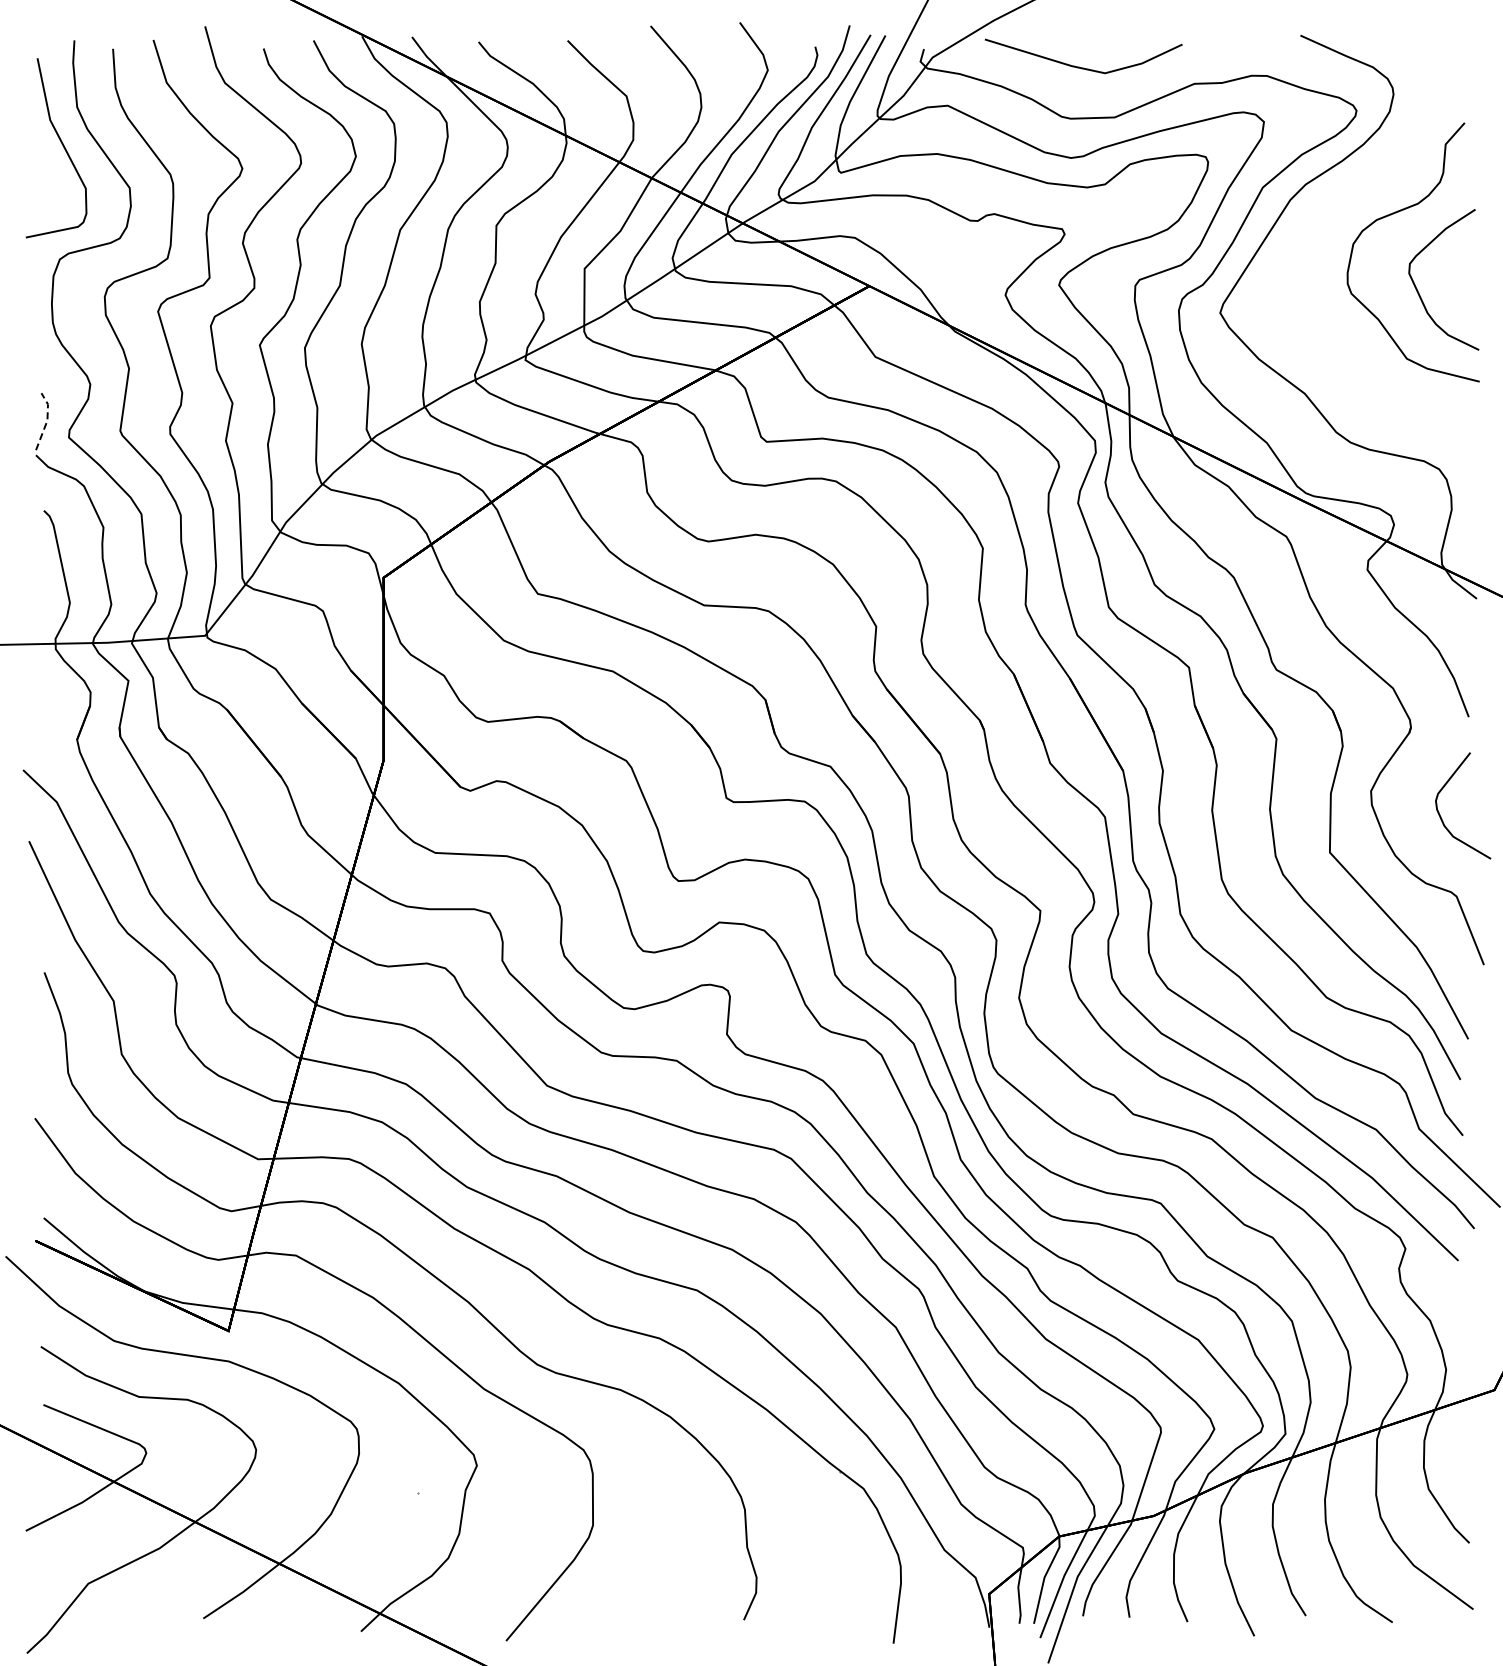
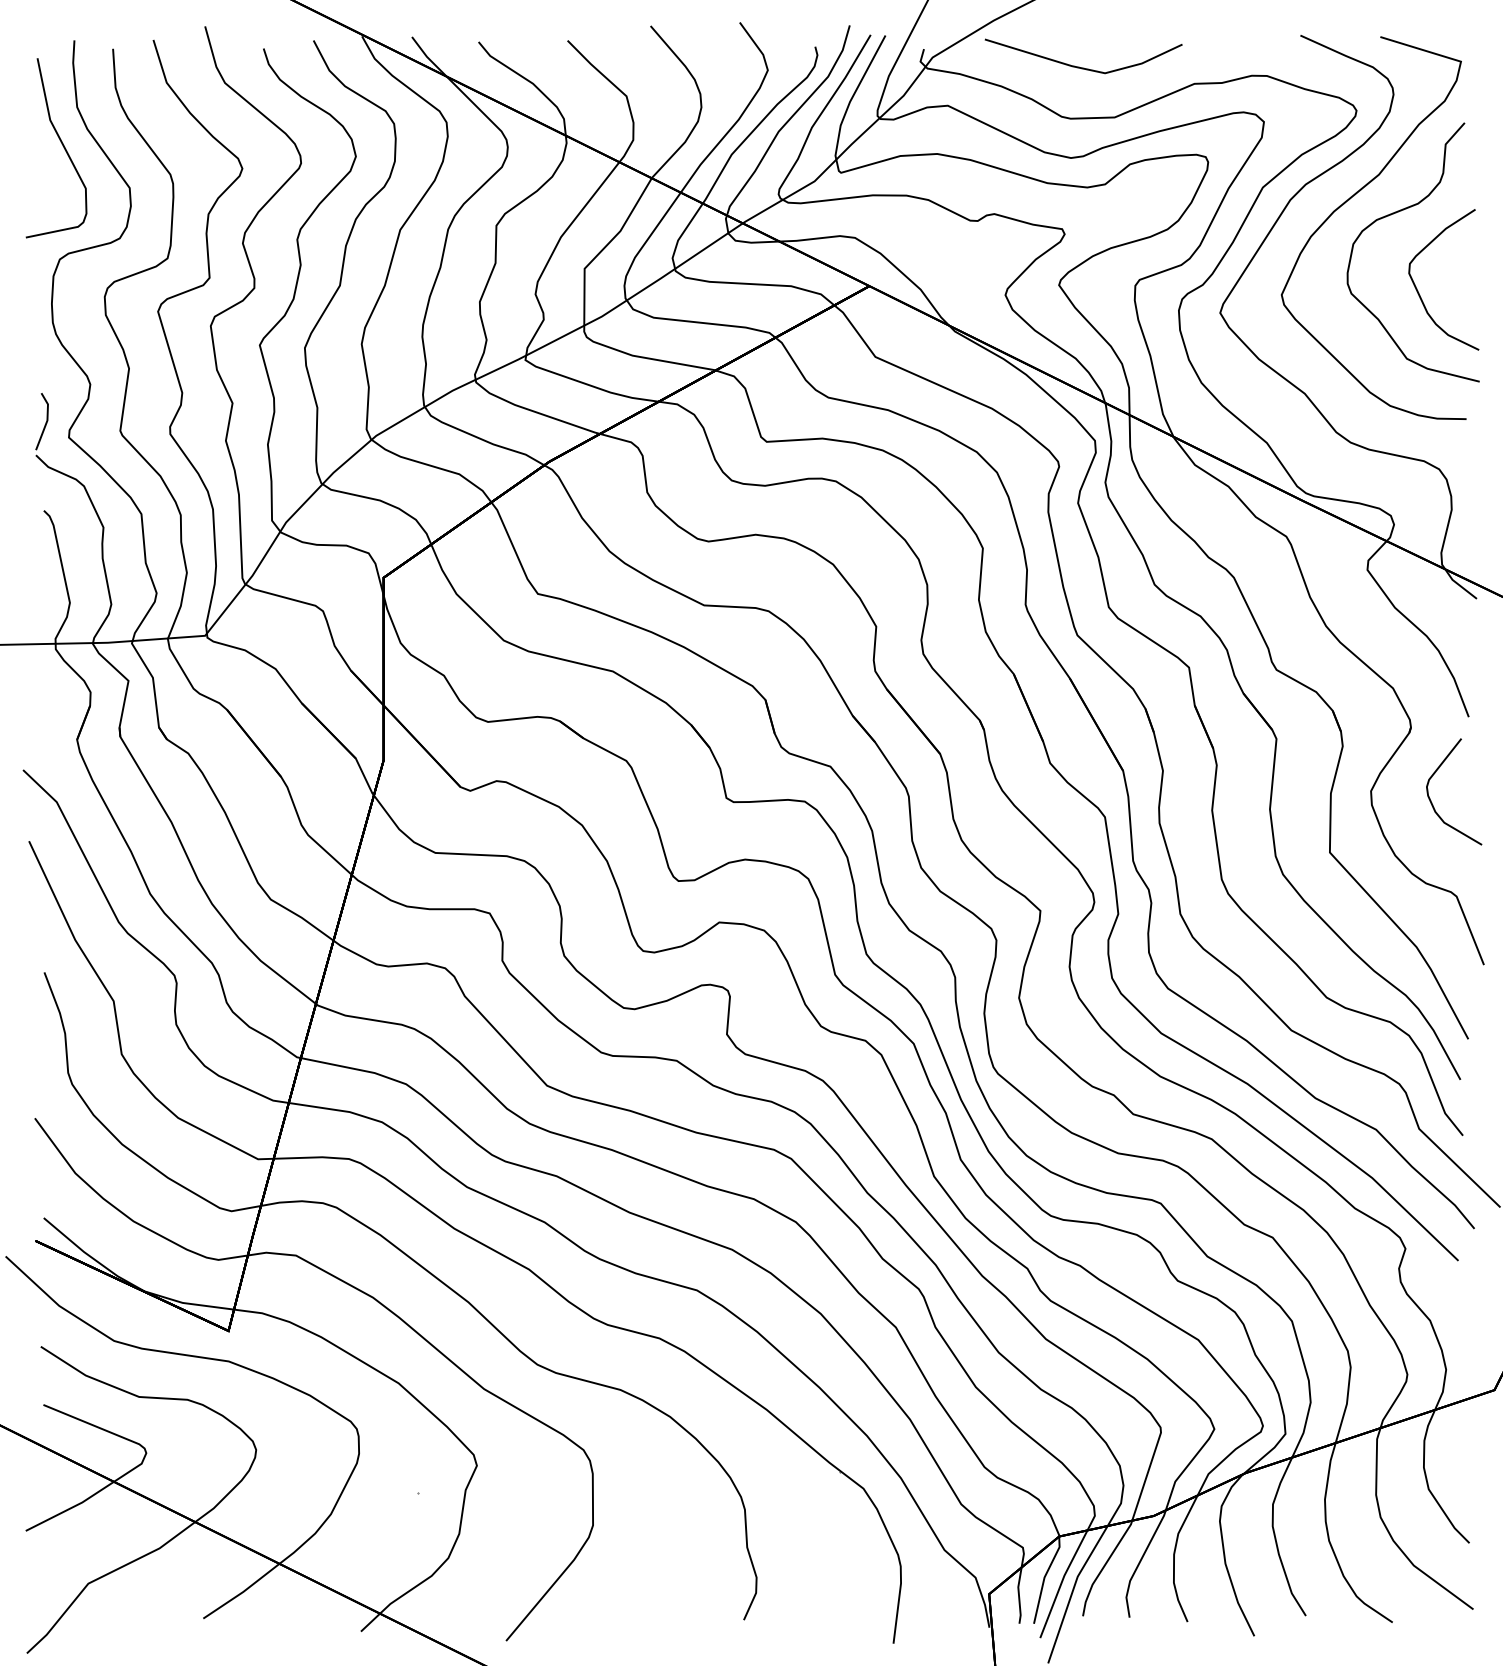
curve: none -> present (1349, 200)
line: dashed -> solid (47, 420)
curve position: (1441, 816) -> (1432, 802) (1432, 802)
